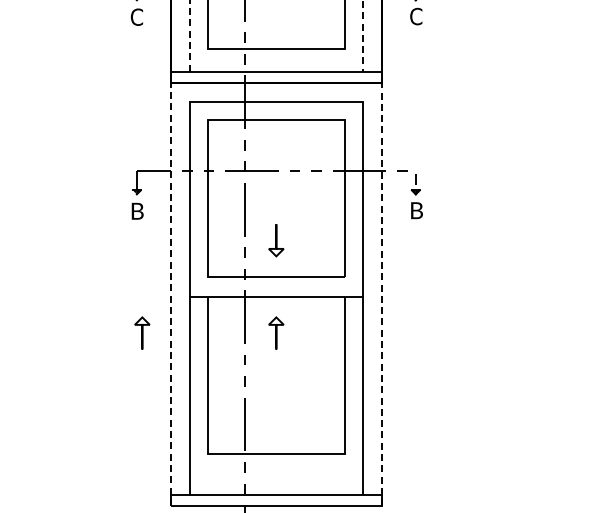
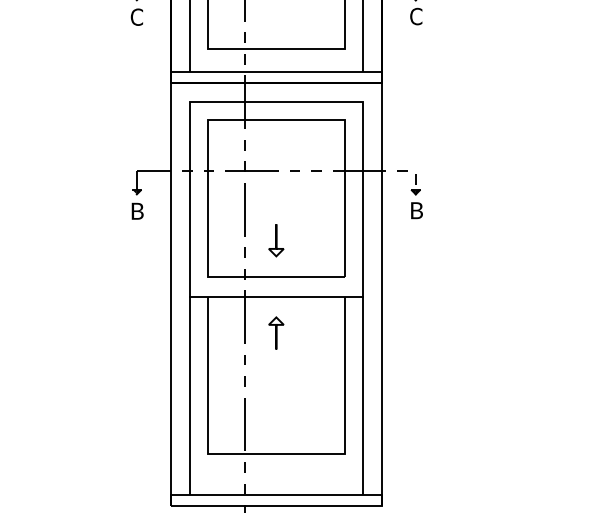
line: dashed -> solid (362, 0)
line: dashed -> solid (276, 82)
part: present -> none (142, 332)
